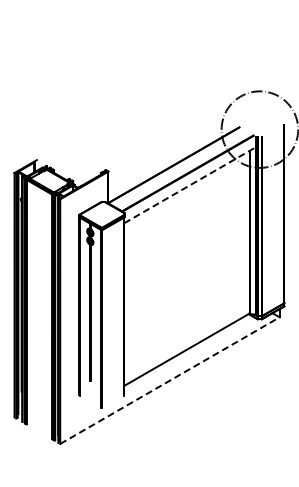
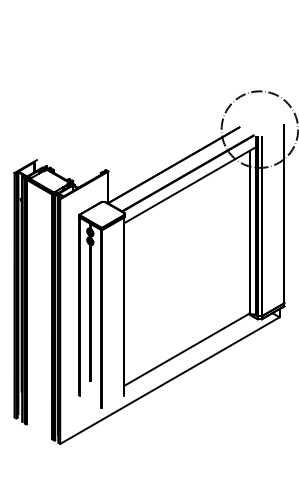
line: dashed -> solid (190, 184)
line: dashed -> solid (169, 380)
